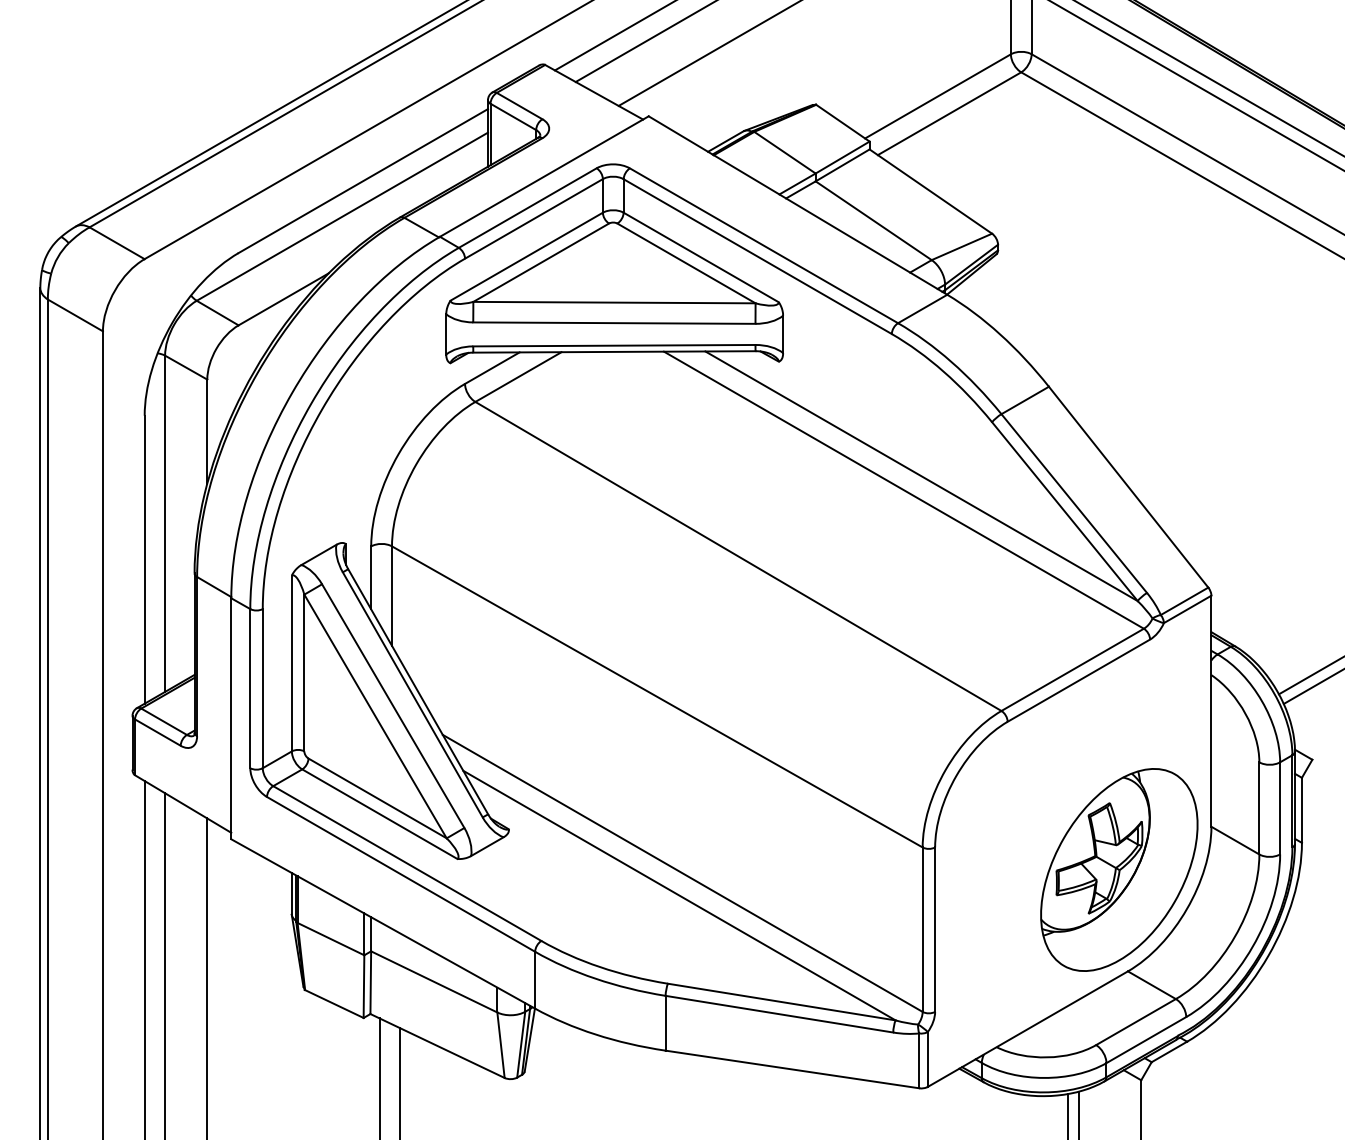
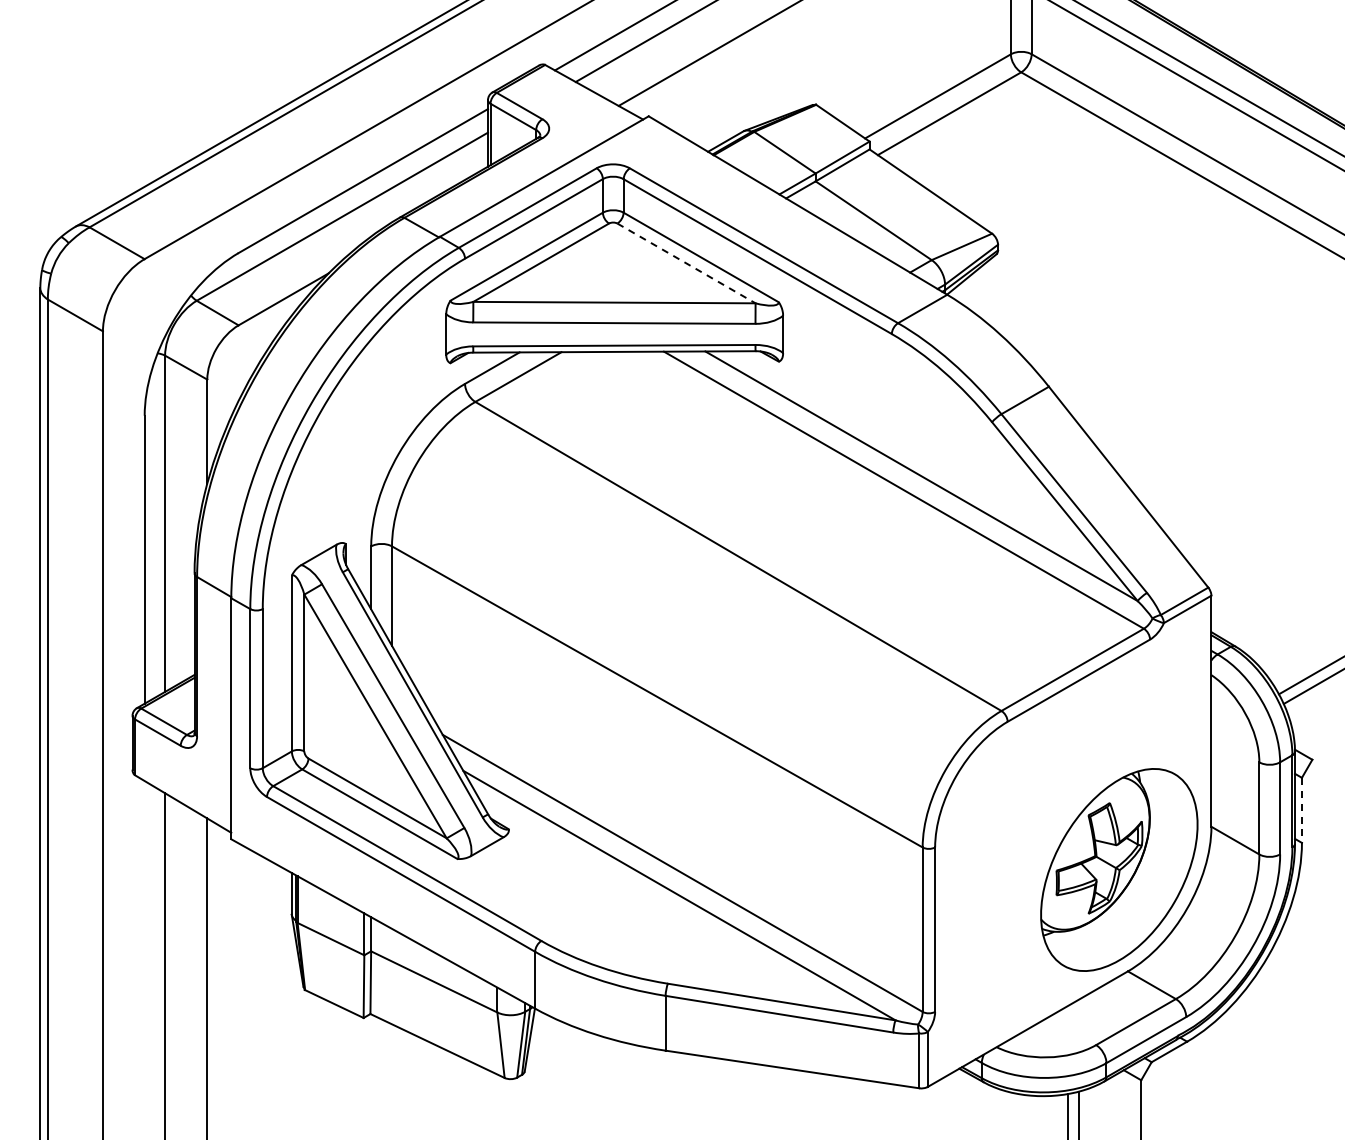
line: solid -> dashed (686, 263)
line: solid -> dashed (1301, 810)
line: present -> none (144, 958)
line: present -> none (379, 1077)
line: present -> none (400, 1082)
